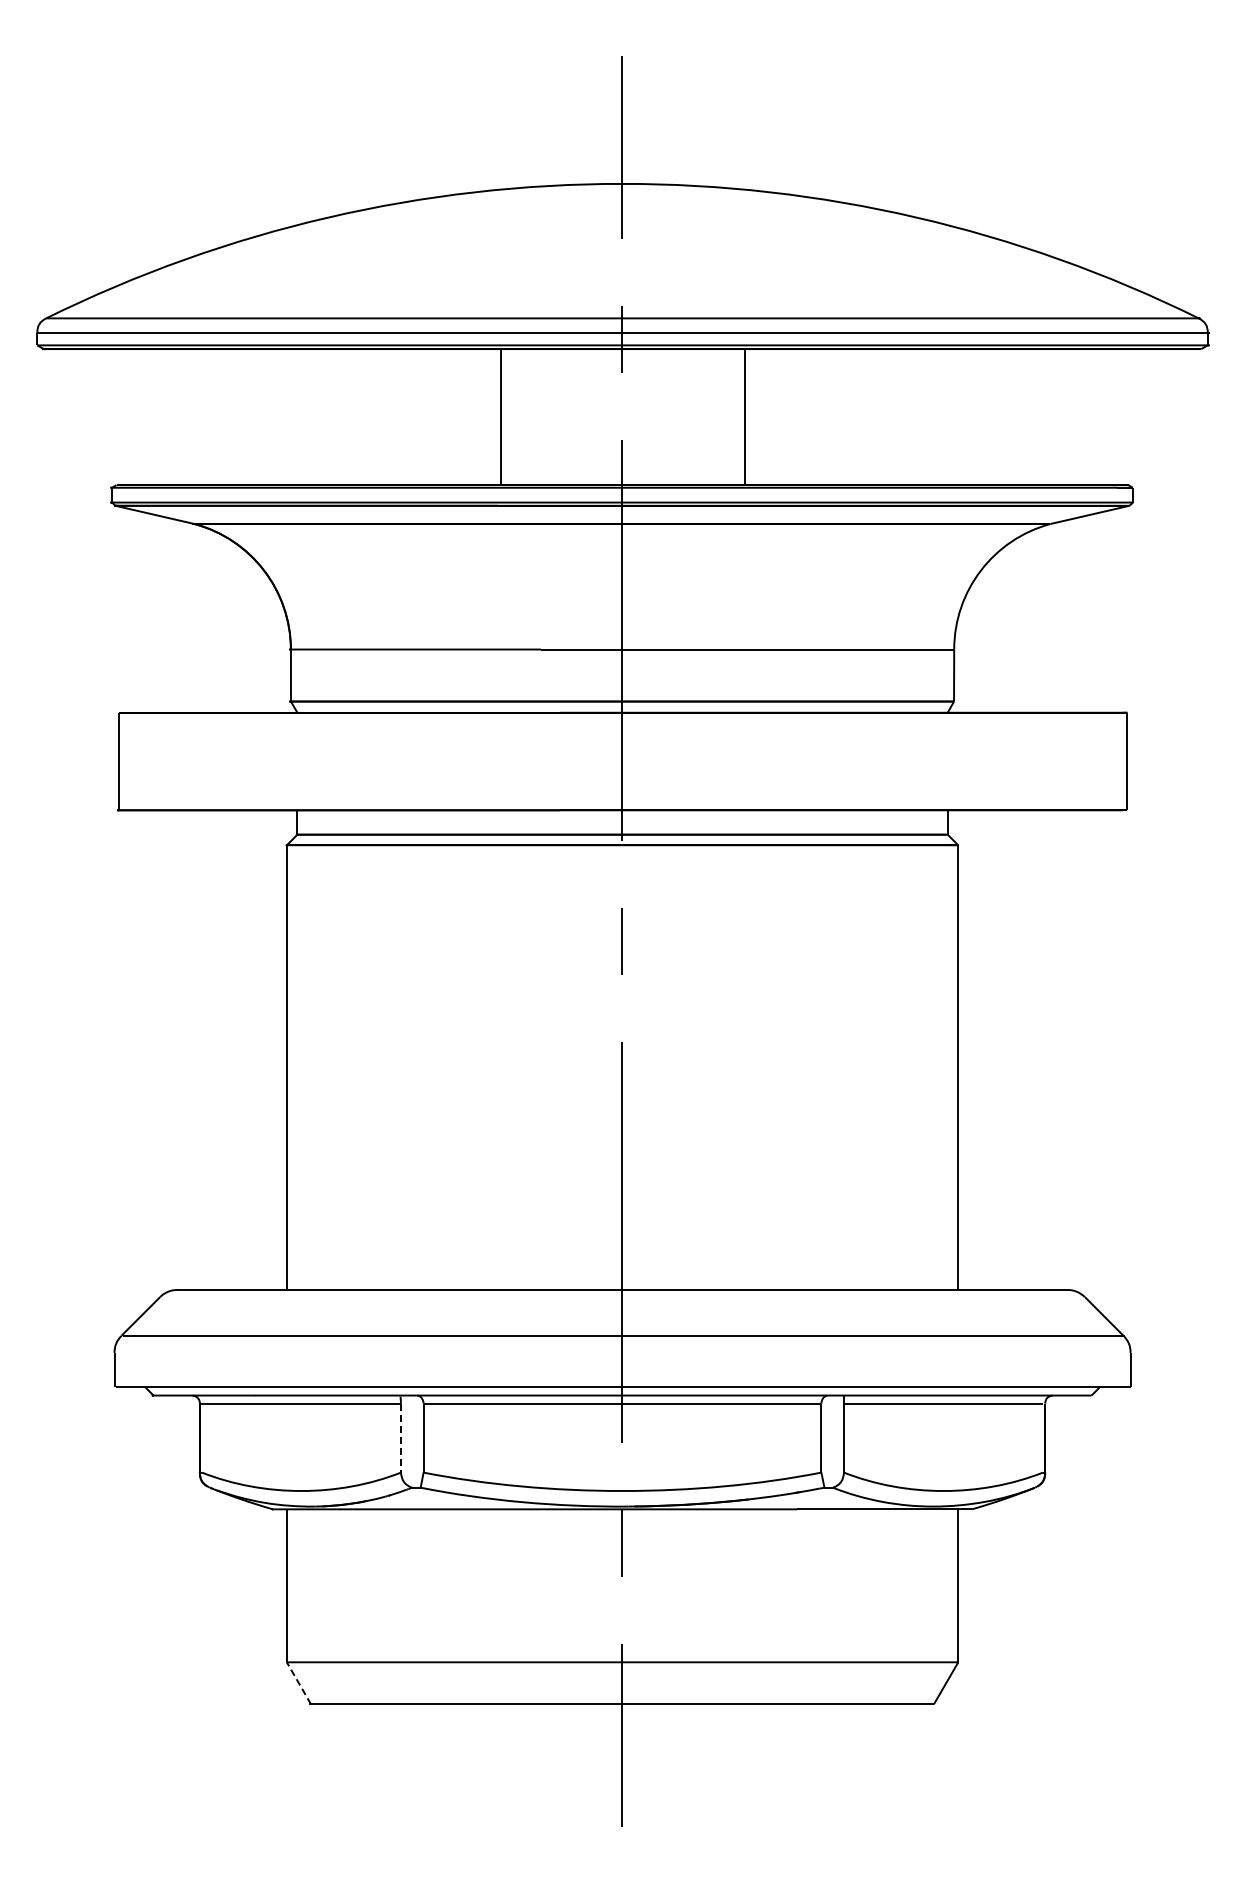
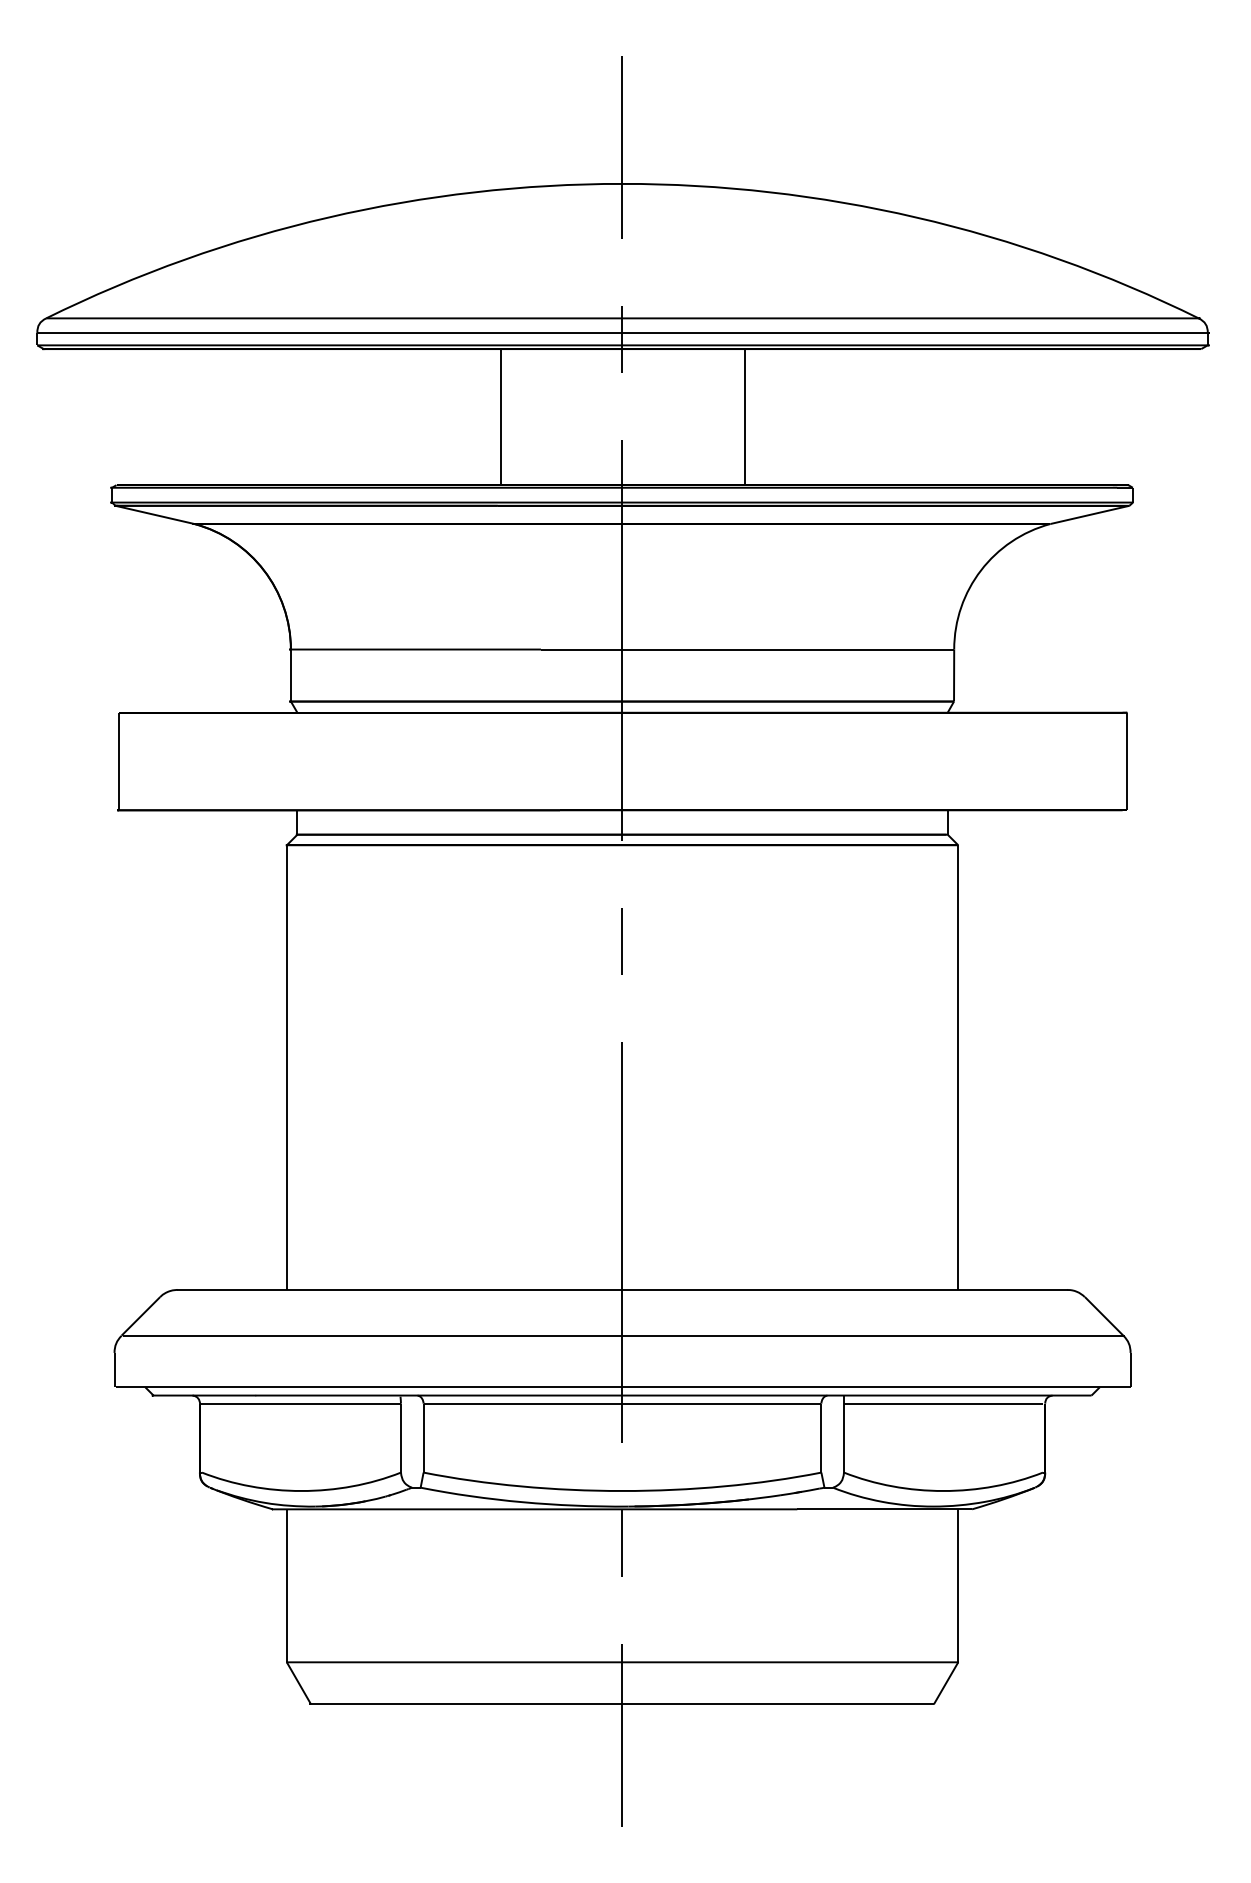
line: dashed -> solid (400, 1438)
line: dashed -> solid (298, 1682)
